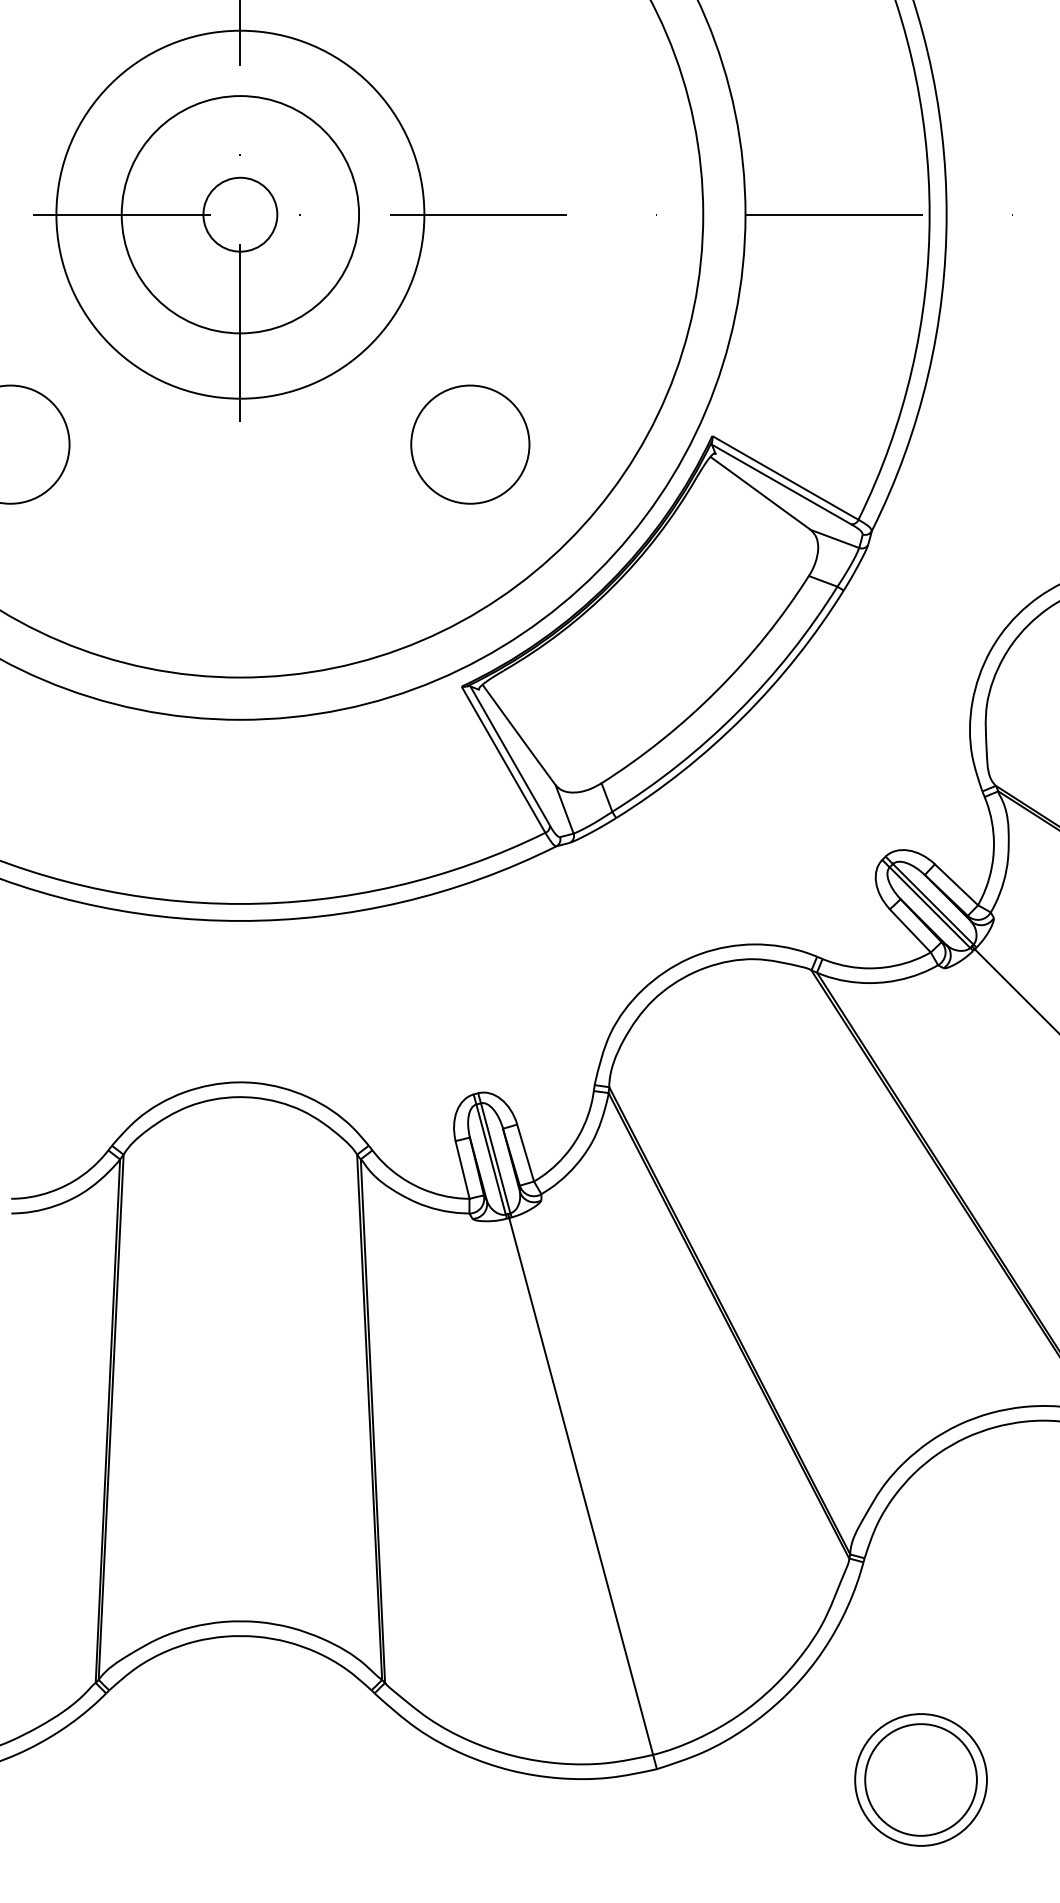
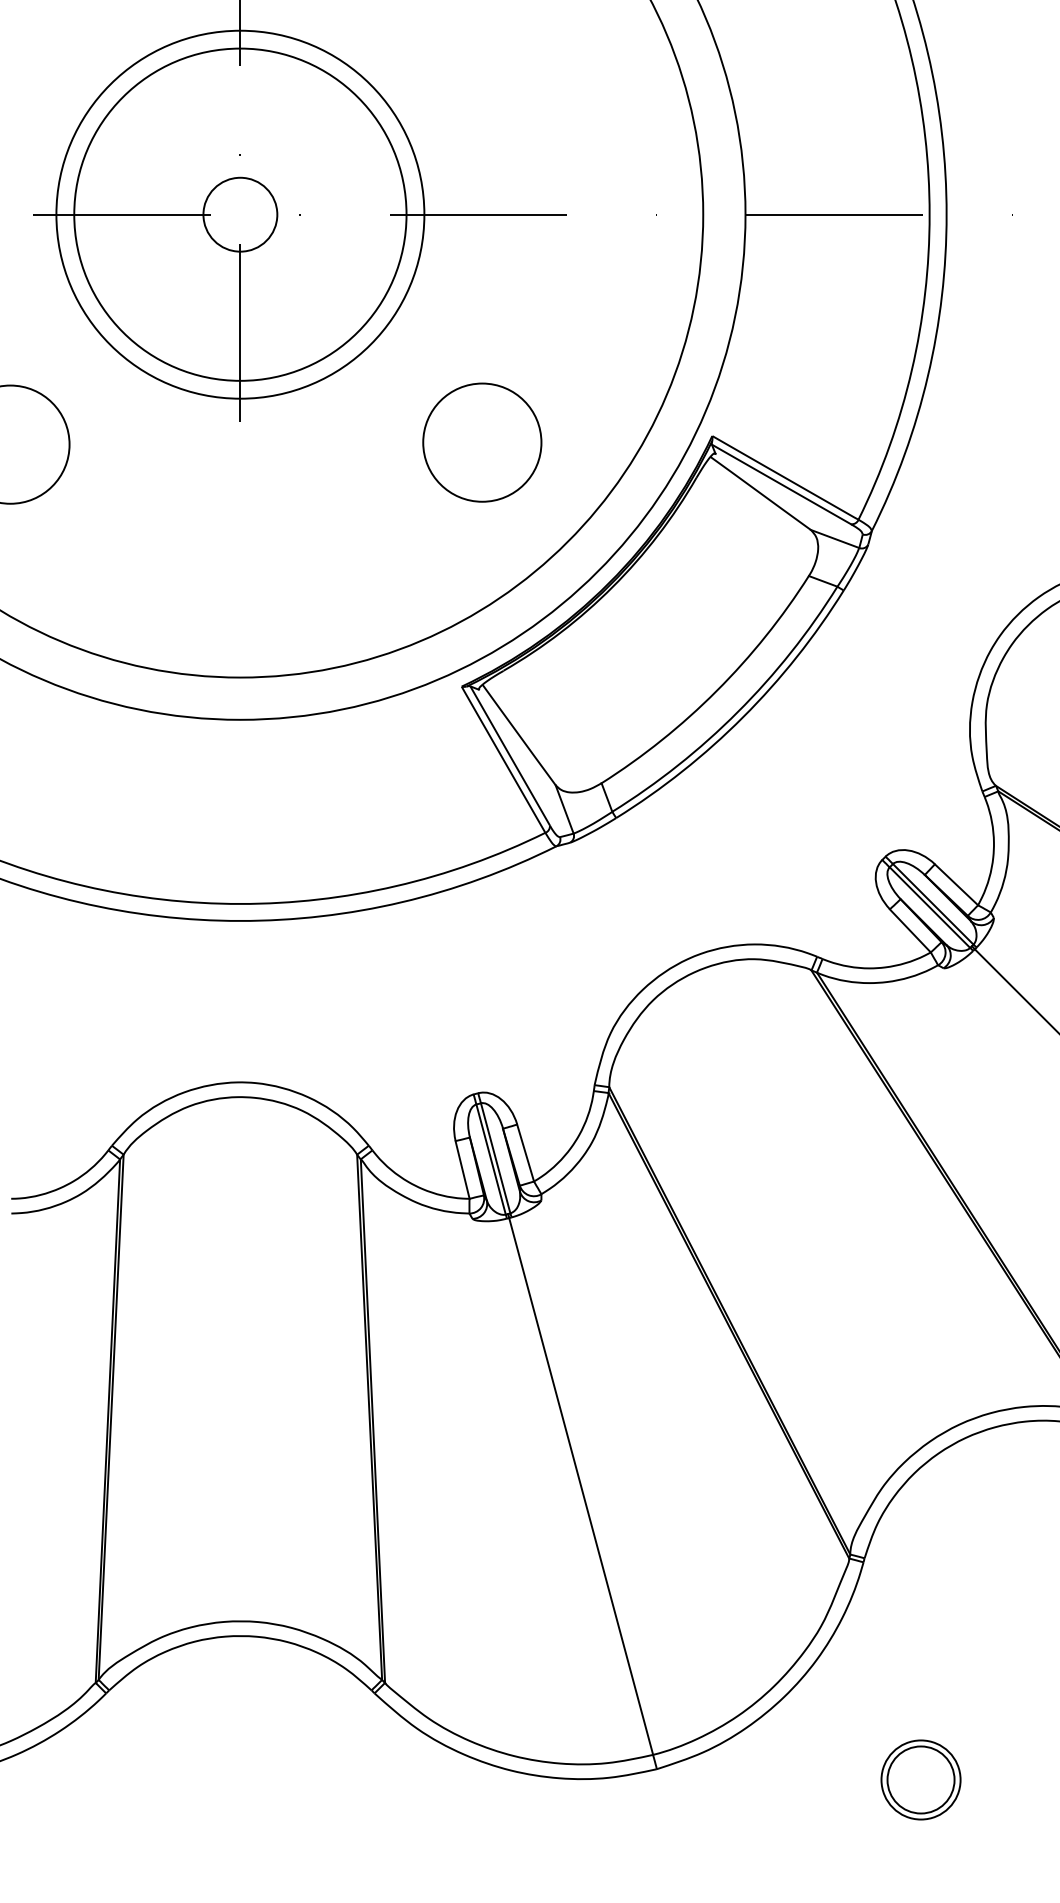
circle diameter: 237 px -> 332 px (240, 214)
circle position: (470, 444) -> (482, 442) (482, 442)
part size: 134x134 px -> 82x82 px (920, 1779)
